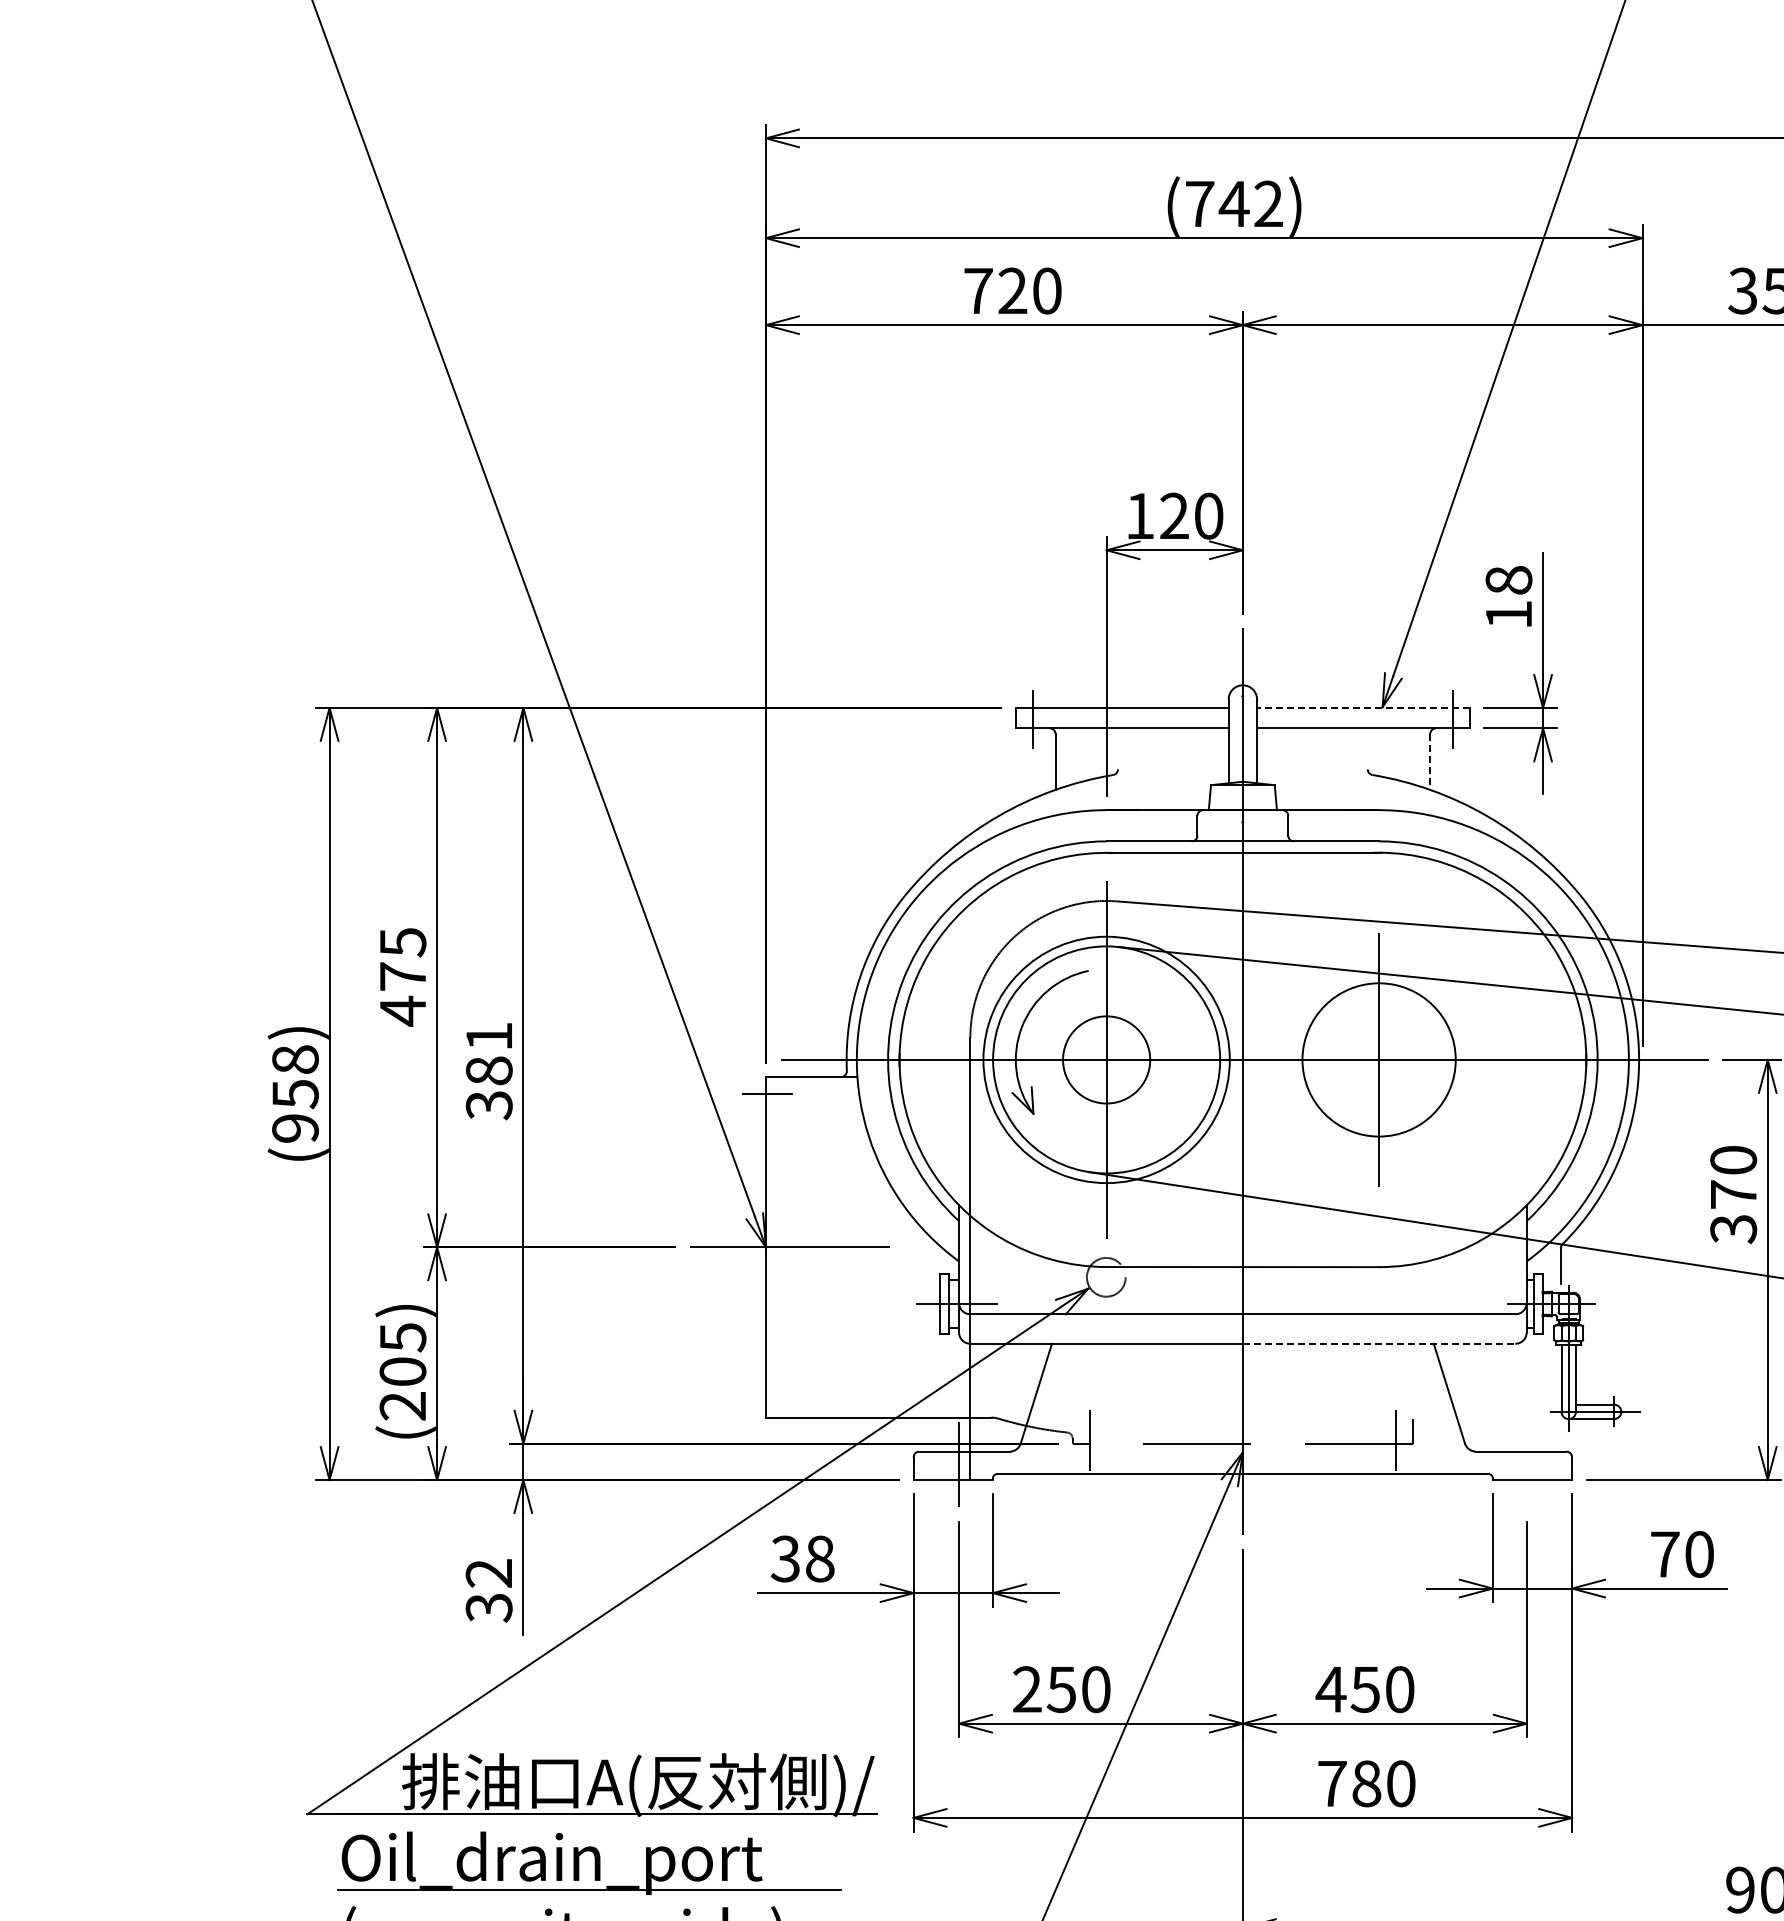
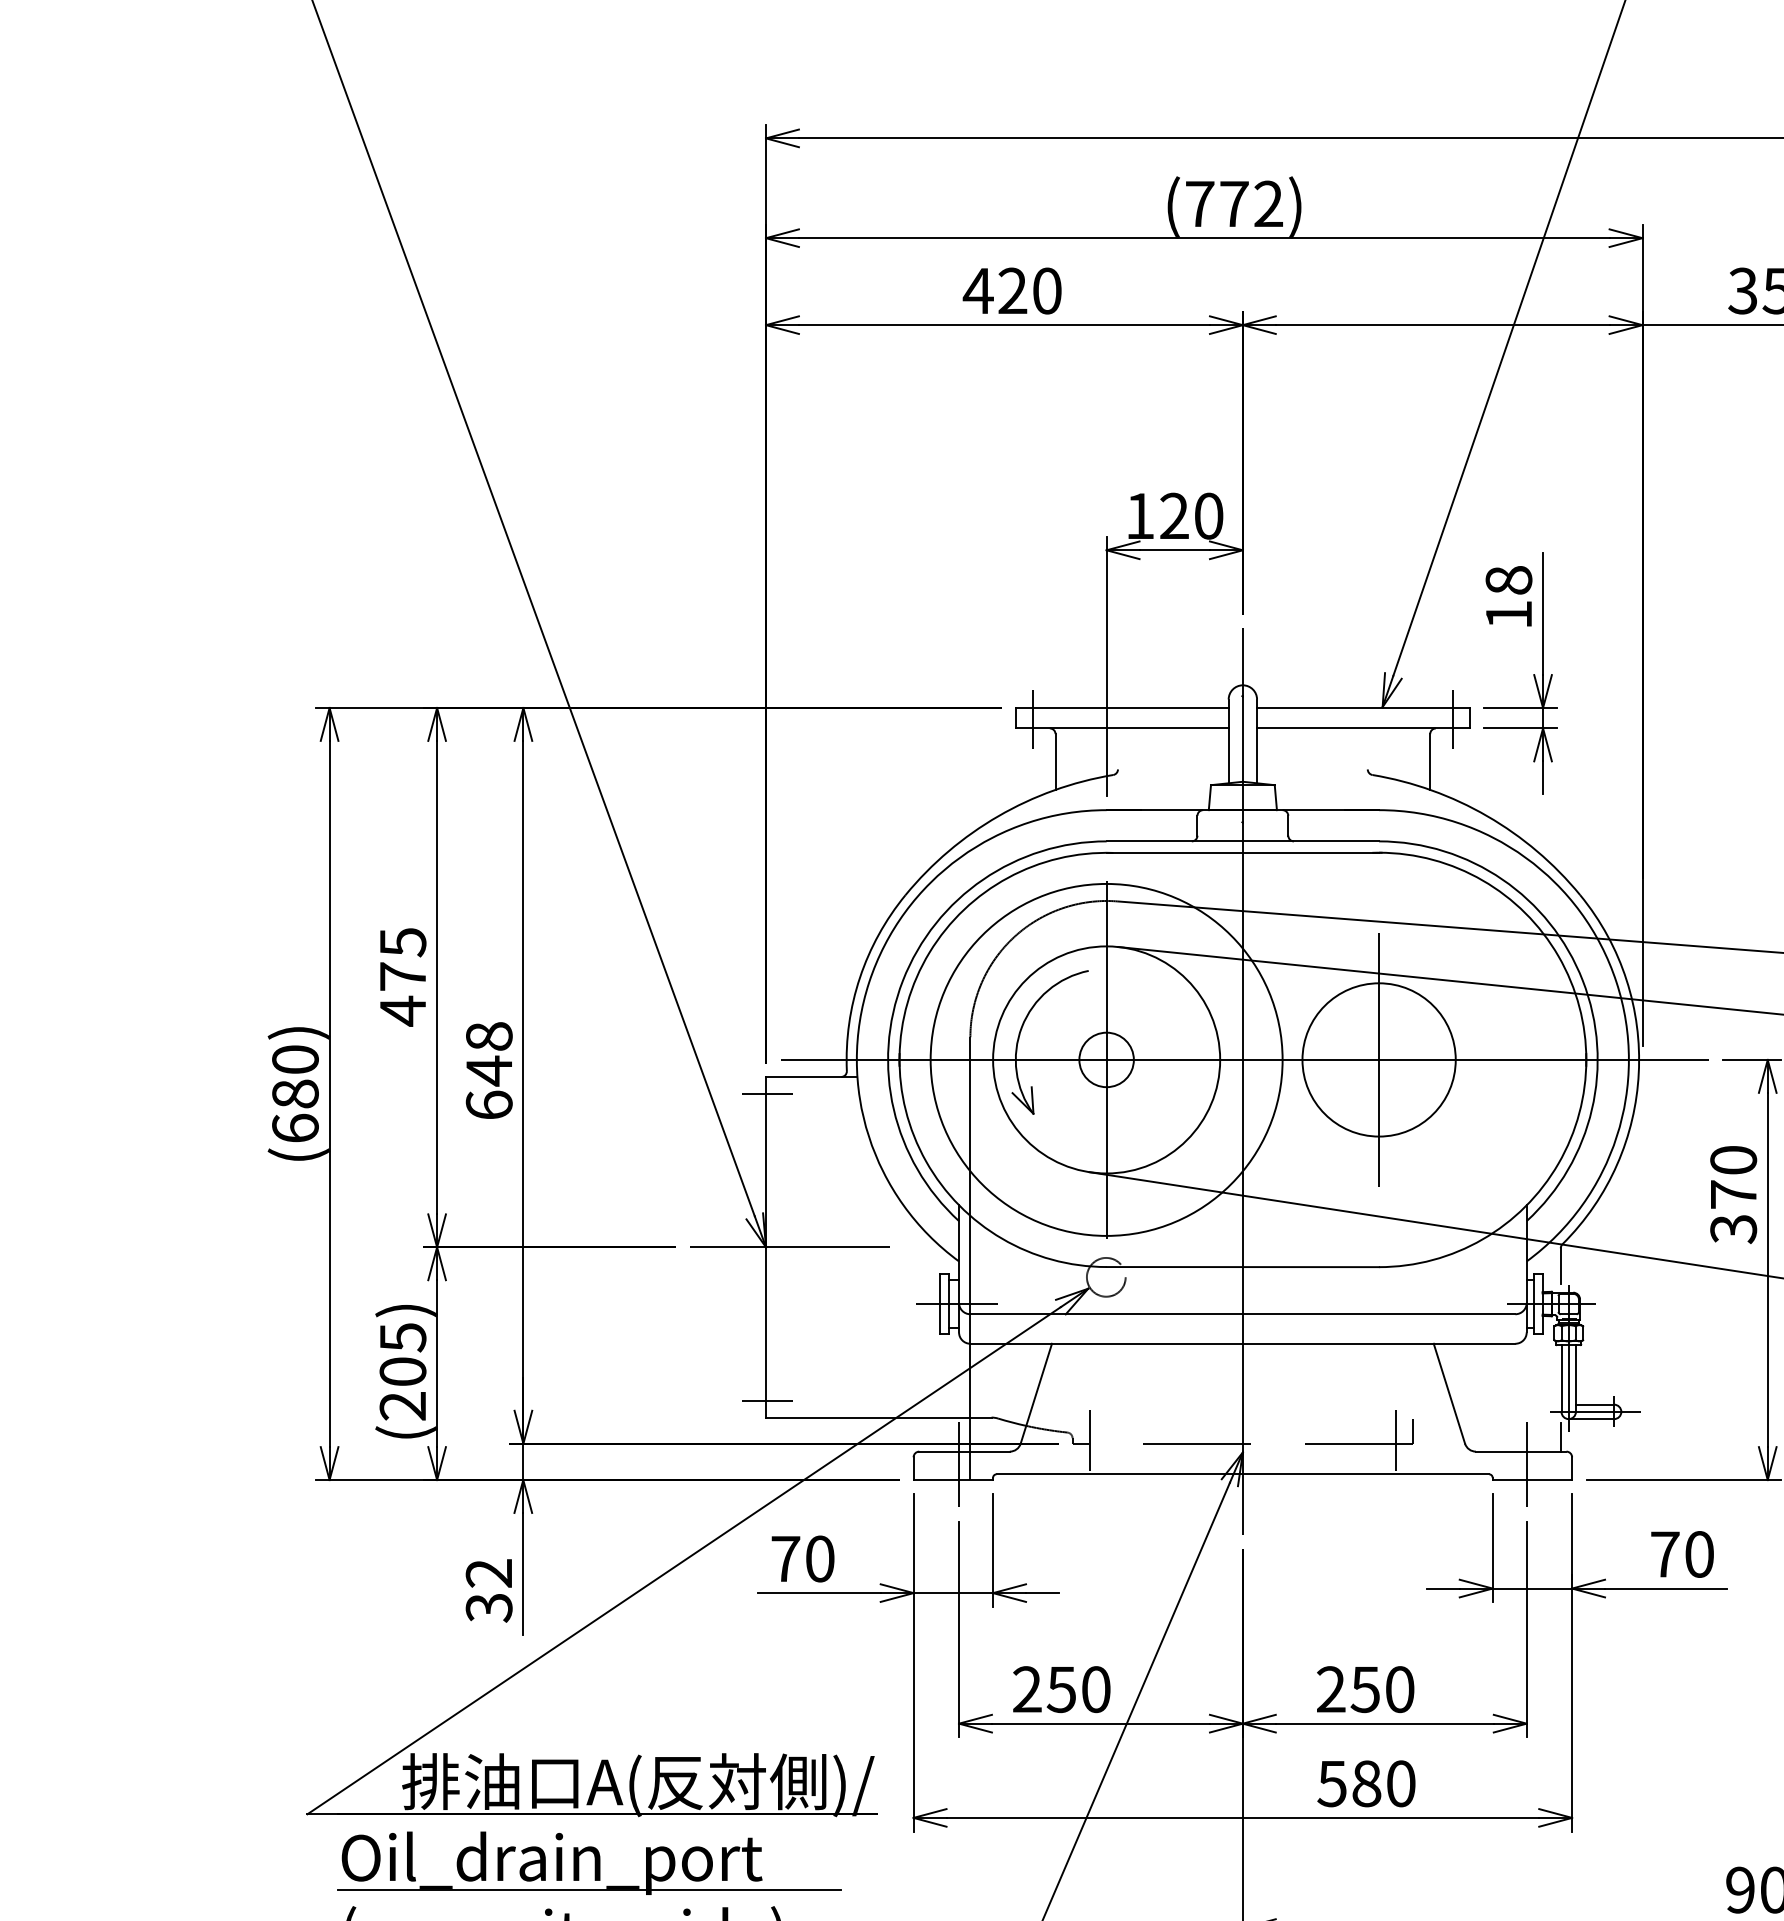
text: (742) -> (772) (1233, 203)
text: 720 -> 420 (977, 290)
line: dashed -> solid (1363, 707)
line: dashed -> solid (1430, 761)
circle diameter: 246 px -> 352 px (1106, 1059)
circle diameter: 87 px -> 54 px (1106, 1059)
text: 381 -> 648 (488, 1071)
text: (958) -> (680) (295, 1093)
line: dashed -> solid (1379, 1343)
line: none -> present (767, 1400)
line: none -> present (1560, 1436)
line: none -> present (1526, 1464)
text: 38 -> 70 (802, 1558)
text: 450 -> 250 (1330, 1689)
text: 780 -> 580 (1331, 1784)
